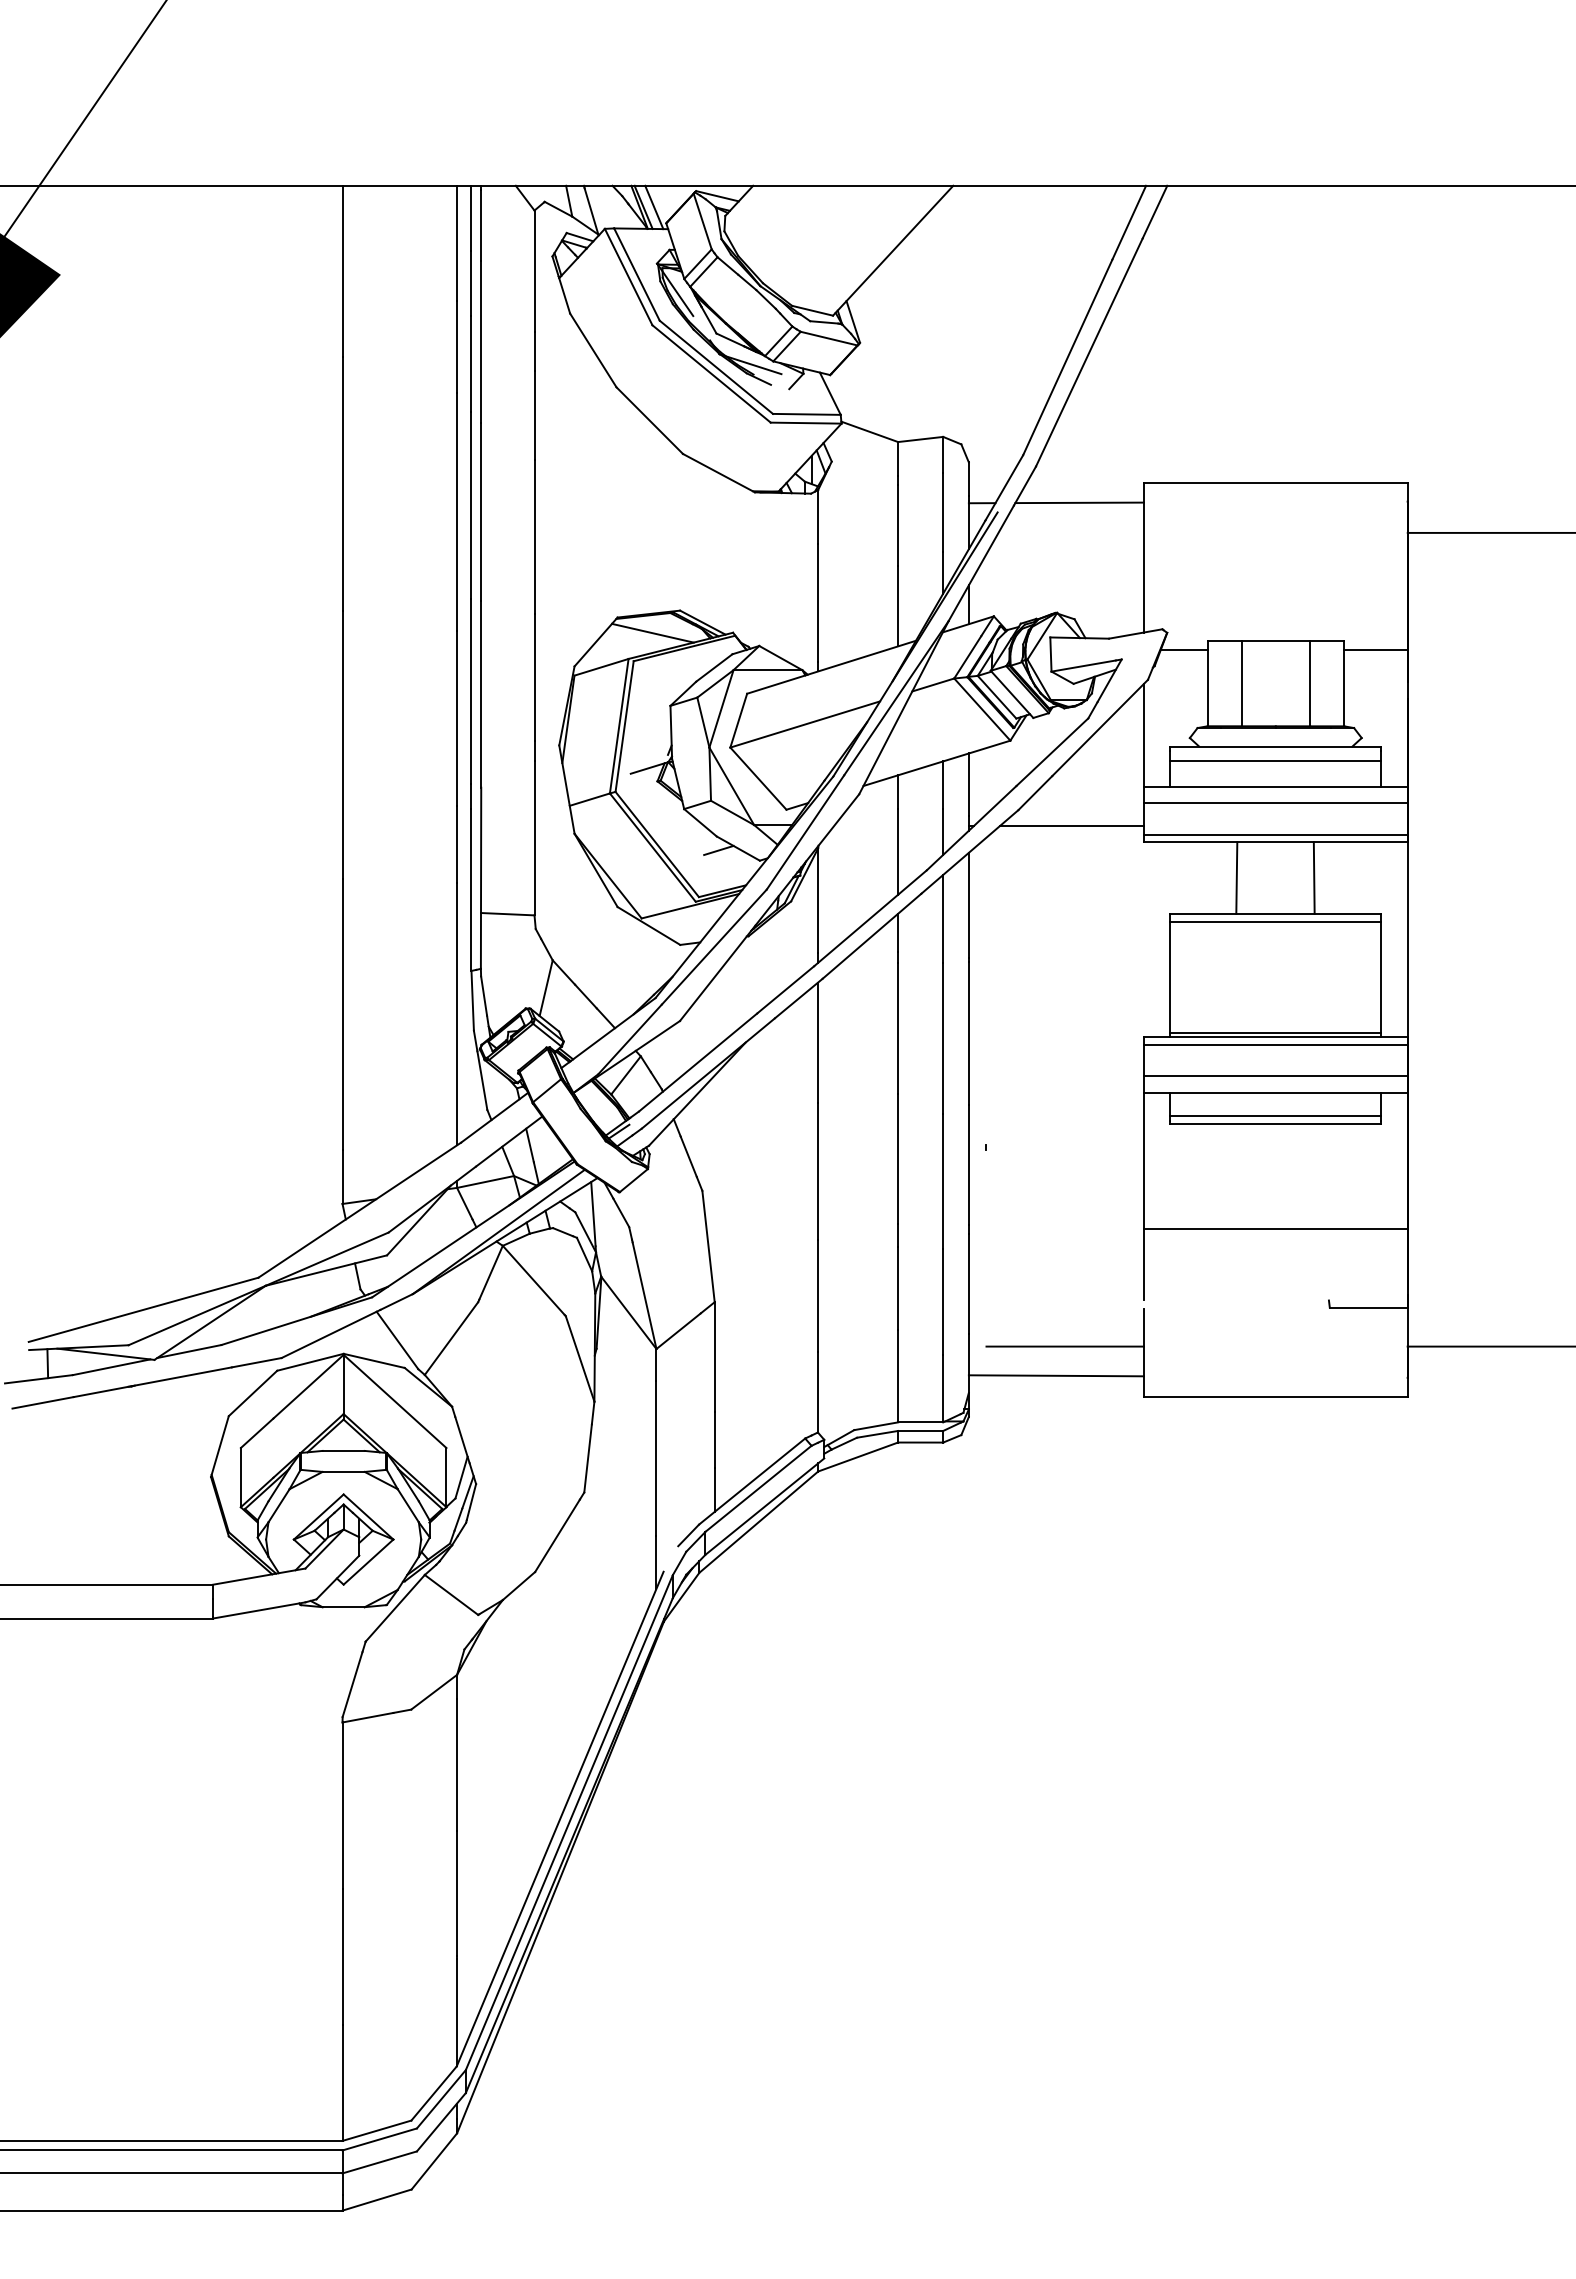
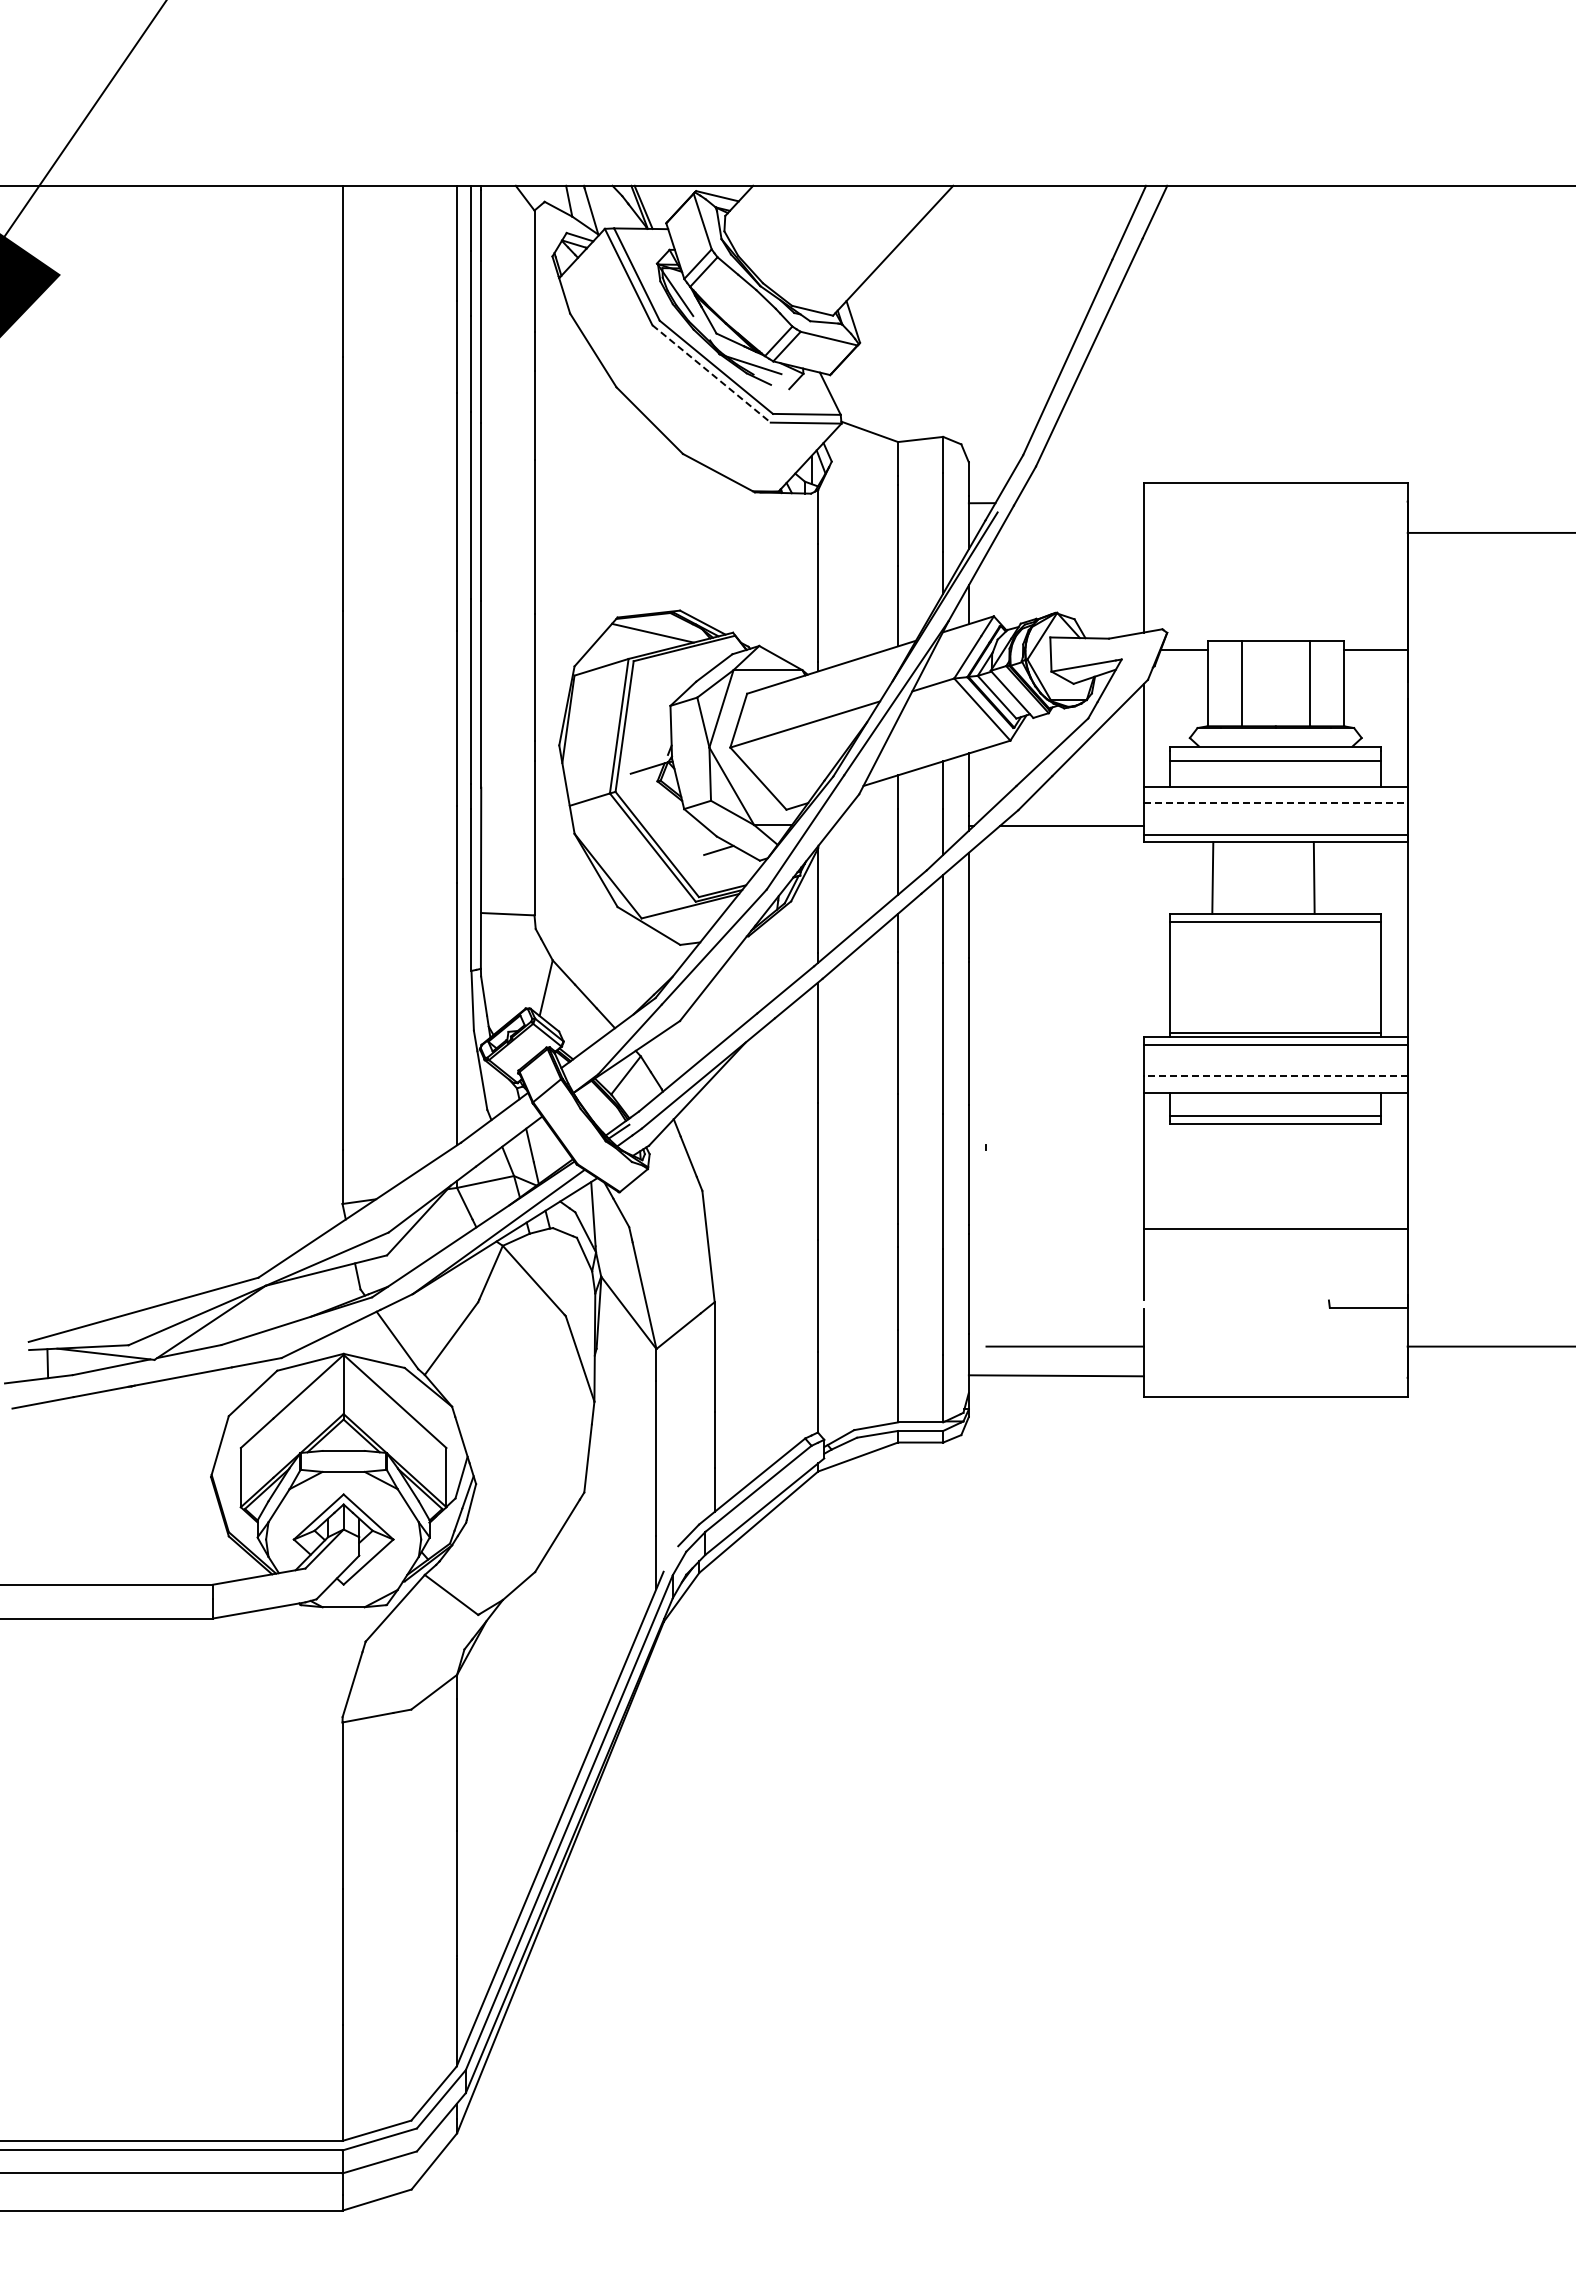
line: present -> none (654, 207)
line: solid -> dashed (711, 373)
line: present -> none (1079, 502)
line: solid -> dashed (1275, 803)
line position: (1236, 878) -> (1212, 878) (1212, 878)
line: solid -> dashed (1275, 1076)
